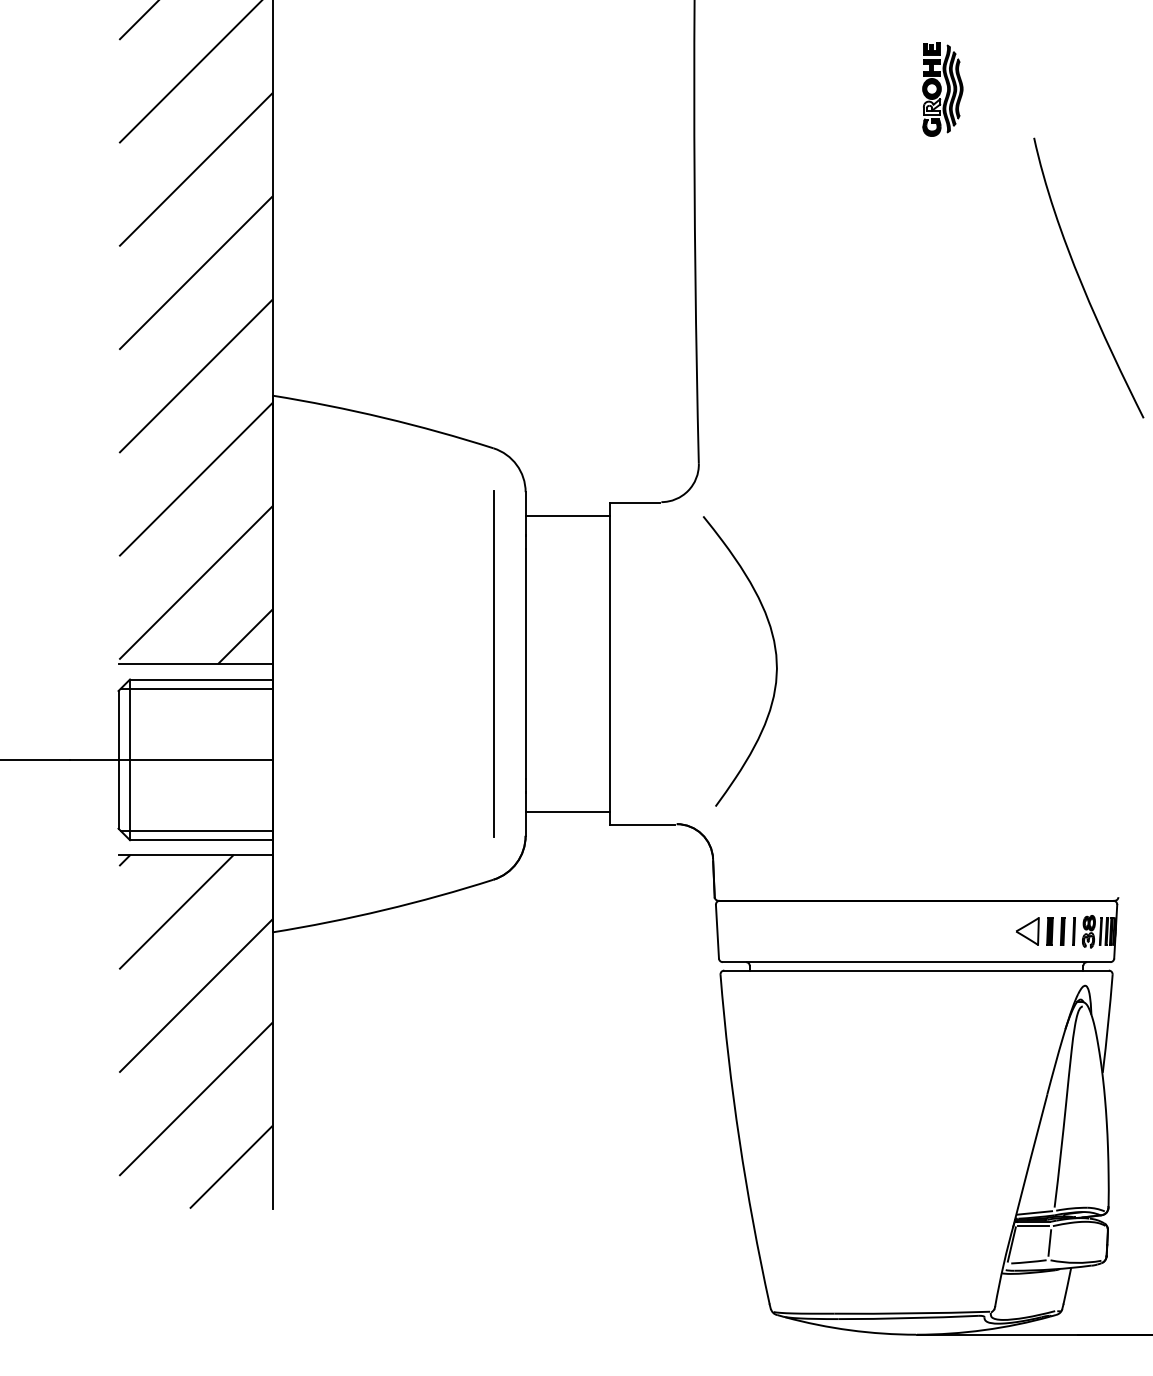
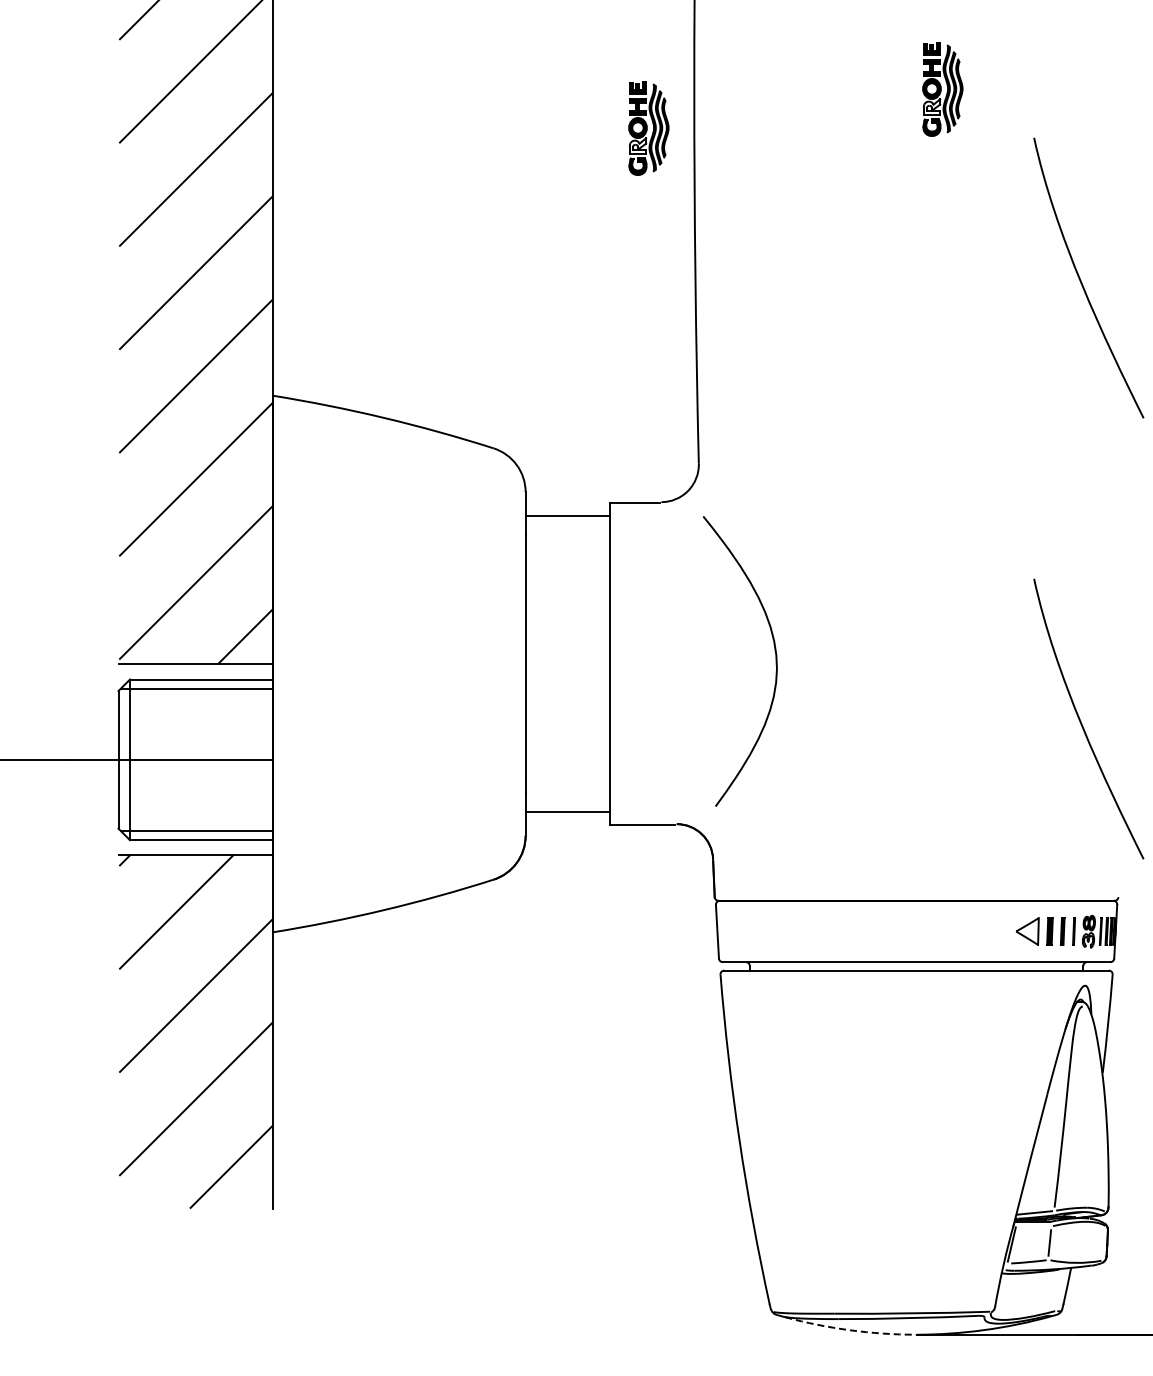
part: none -> present (648, 128)
line: present -> none (493, 663)
curve: none -> present (1081, 721)
line: present -> none (1033, 1225)
arc: solid -> dashed (850, 1330)
